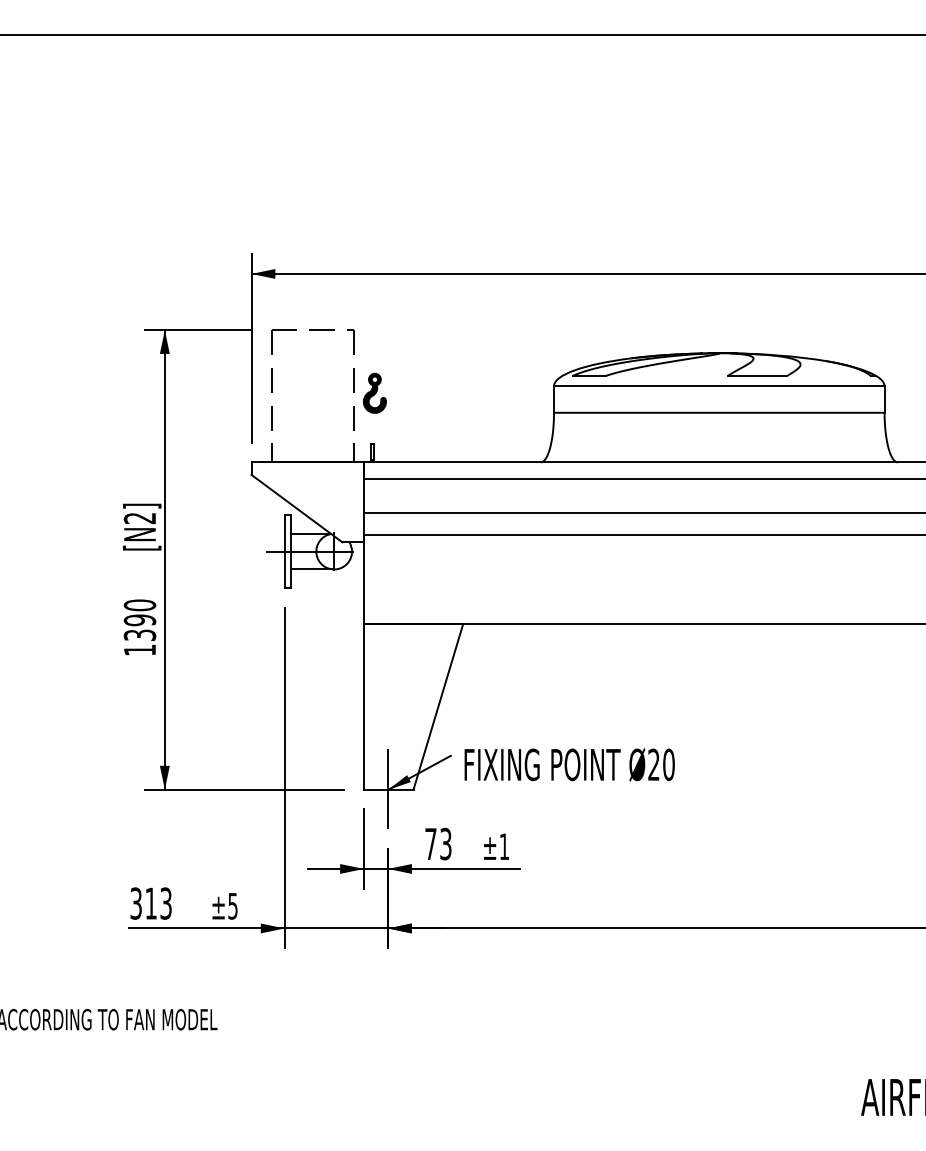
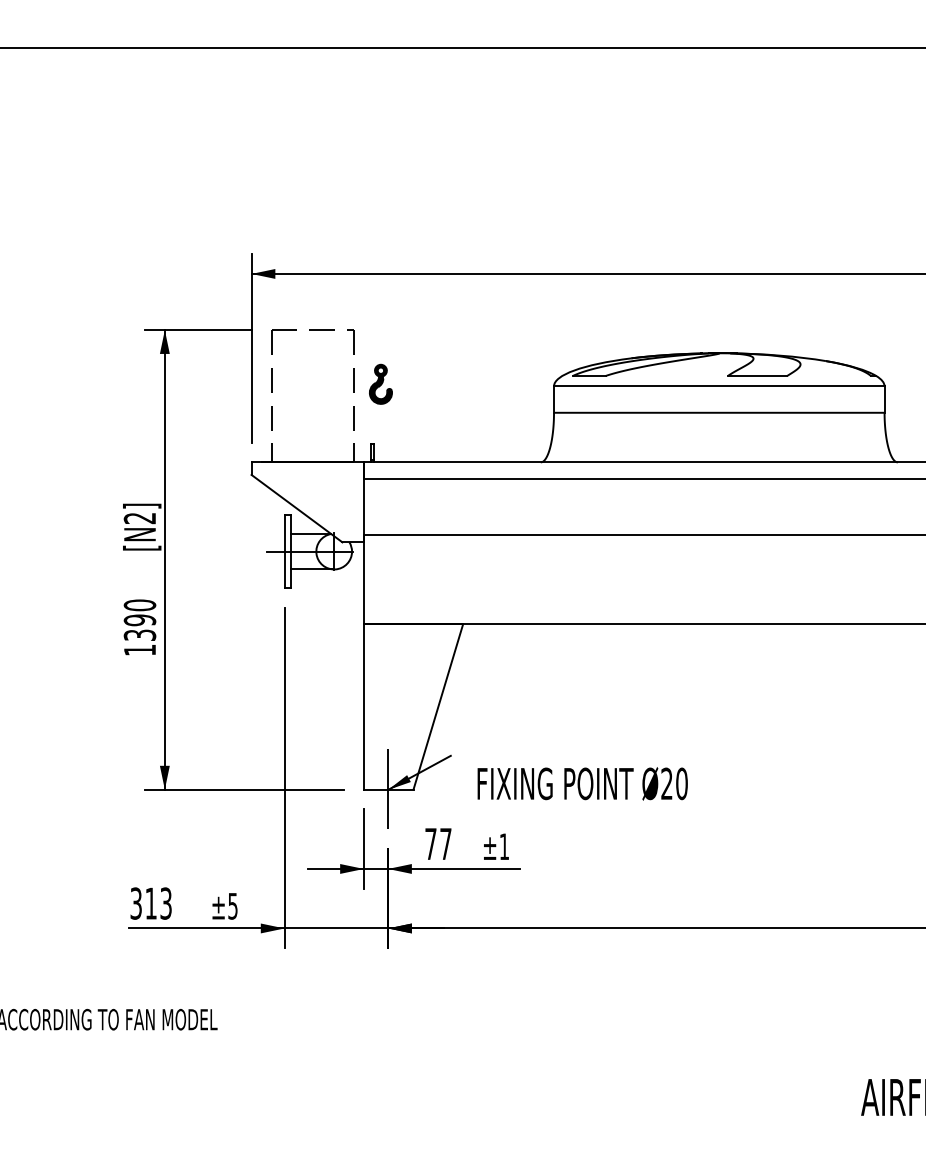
line position: (462, 34) -> (462, 47) (462, 47)
part position: (374, 392) -> (380, 383) (380, 383)
line: present -> none (642, 512)
text position: (569, 764) -> (582, 783) (582, 783)
text: 73 -> 77 (445, 843)
